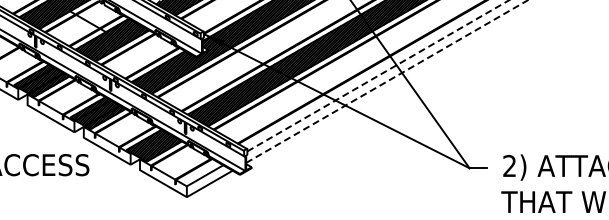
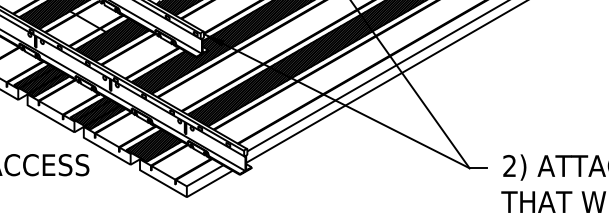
line: dashed -> solid (378, 75)
line: dashed -> solid (387, 81)
